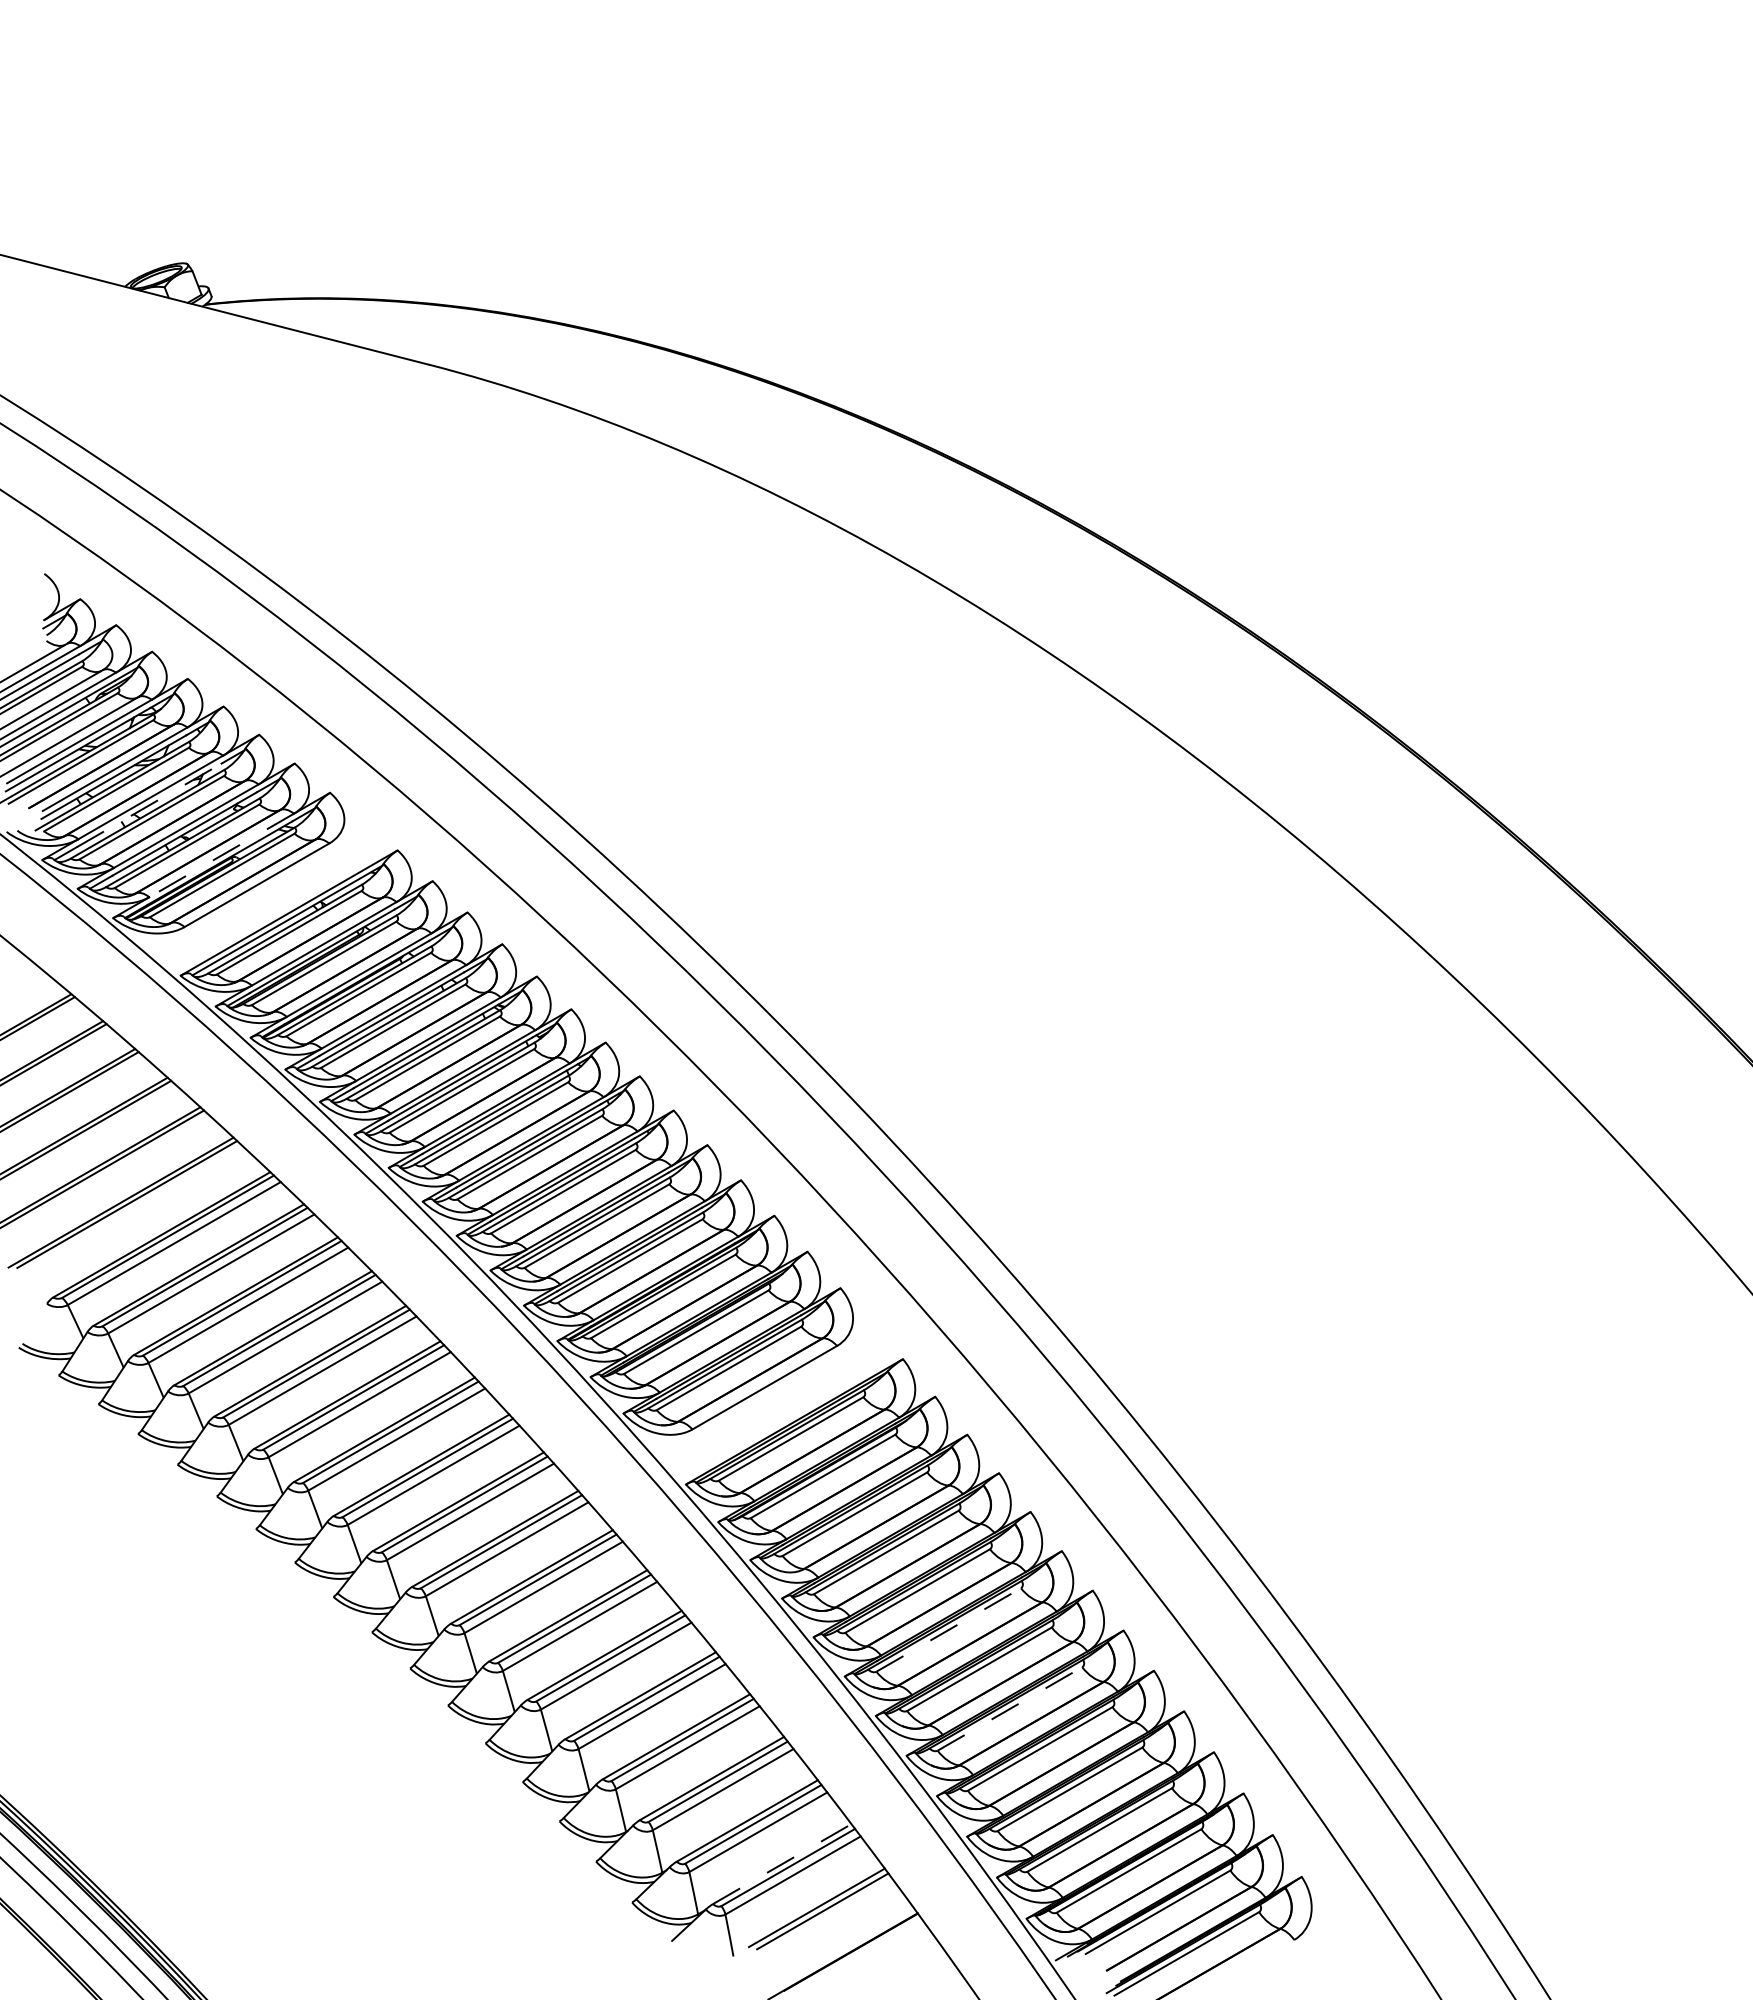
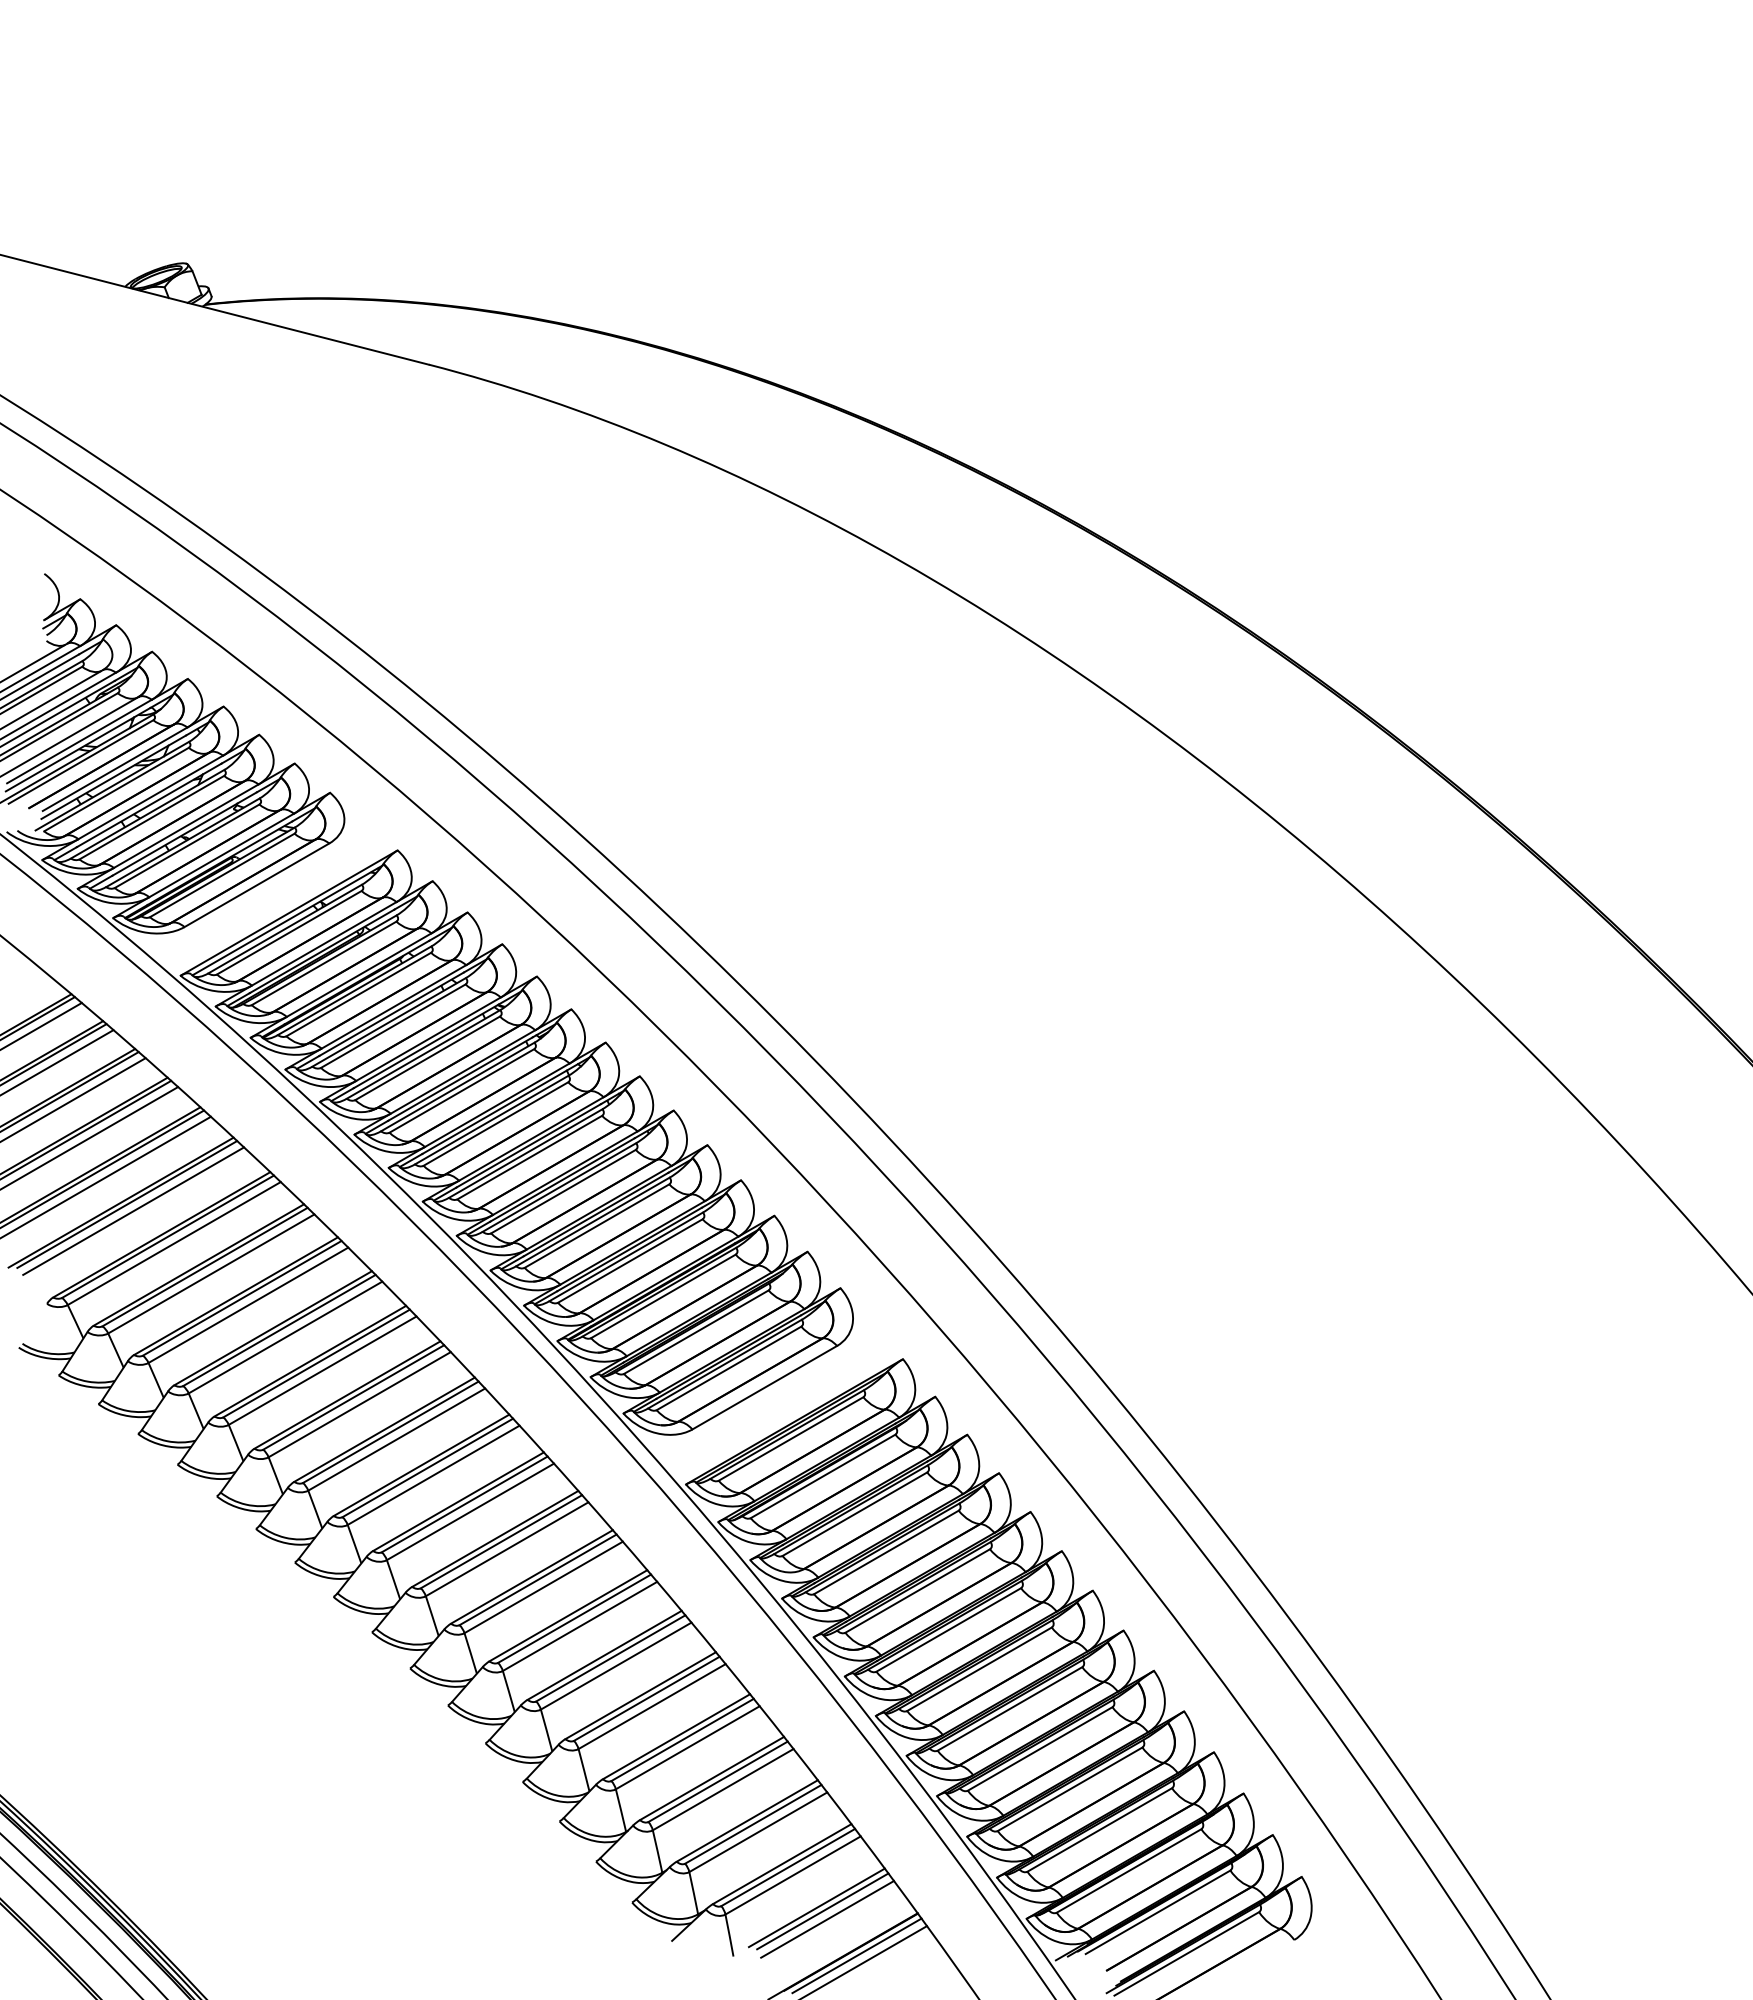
line: dashed -> solid (149, 805)
line: dashed -> solid (221, 855)
line: none -> present (41, 1025)
line: none -> present (57, 1062)
line: none -> present (73, 1099)
line: none -> present (90, 1137)
line: none -> present (106, 1176)
line: none -> present (133, 1210)
line: dashed -> solid (949, 1629)
line: dashed -> solid (1010, 1708)
line: dashed -> solid (782, 1864)
line: none -> present (827, 1918)
line: none -> present (856, 1955)
line: none -> present (866, 1961)
